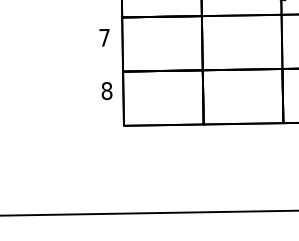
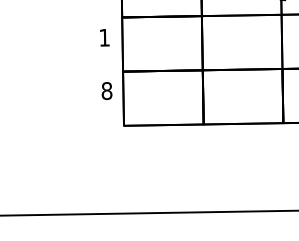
text: 7 -> 1 (104, 37)
